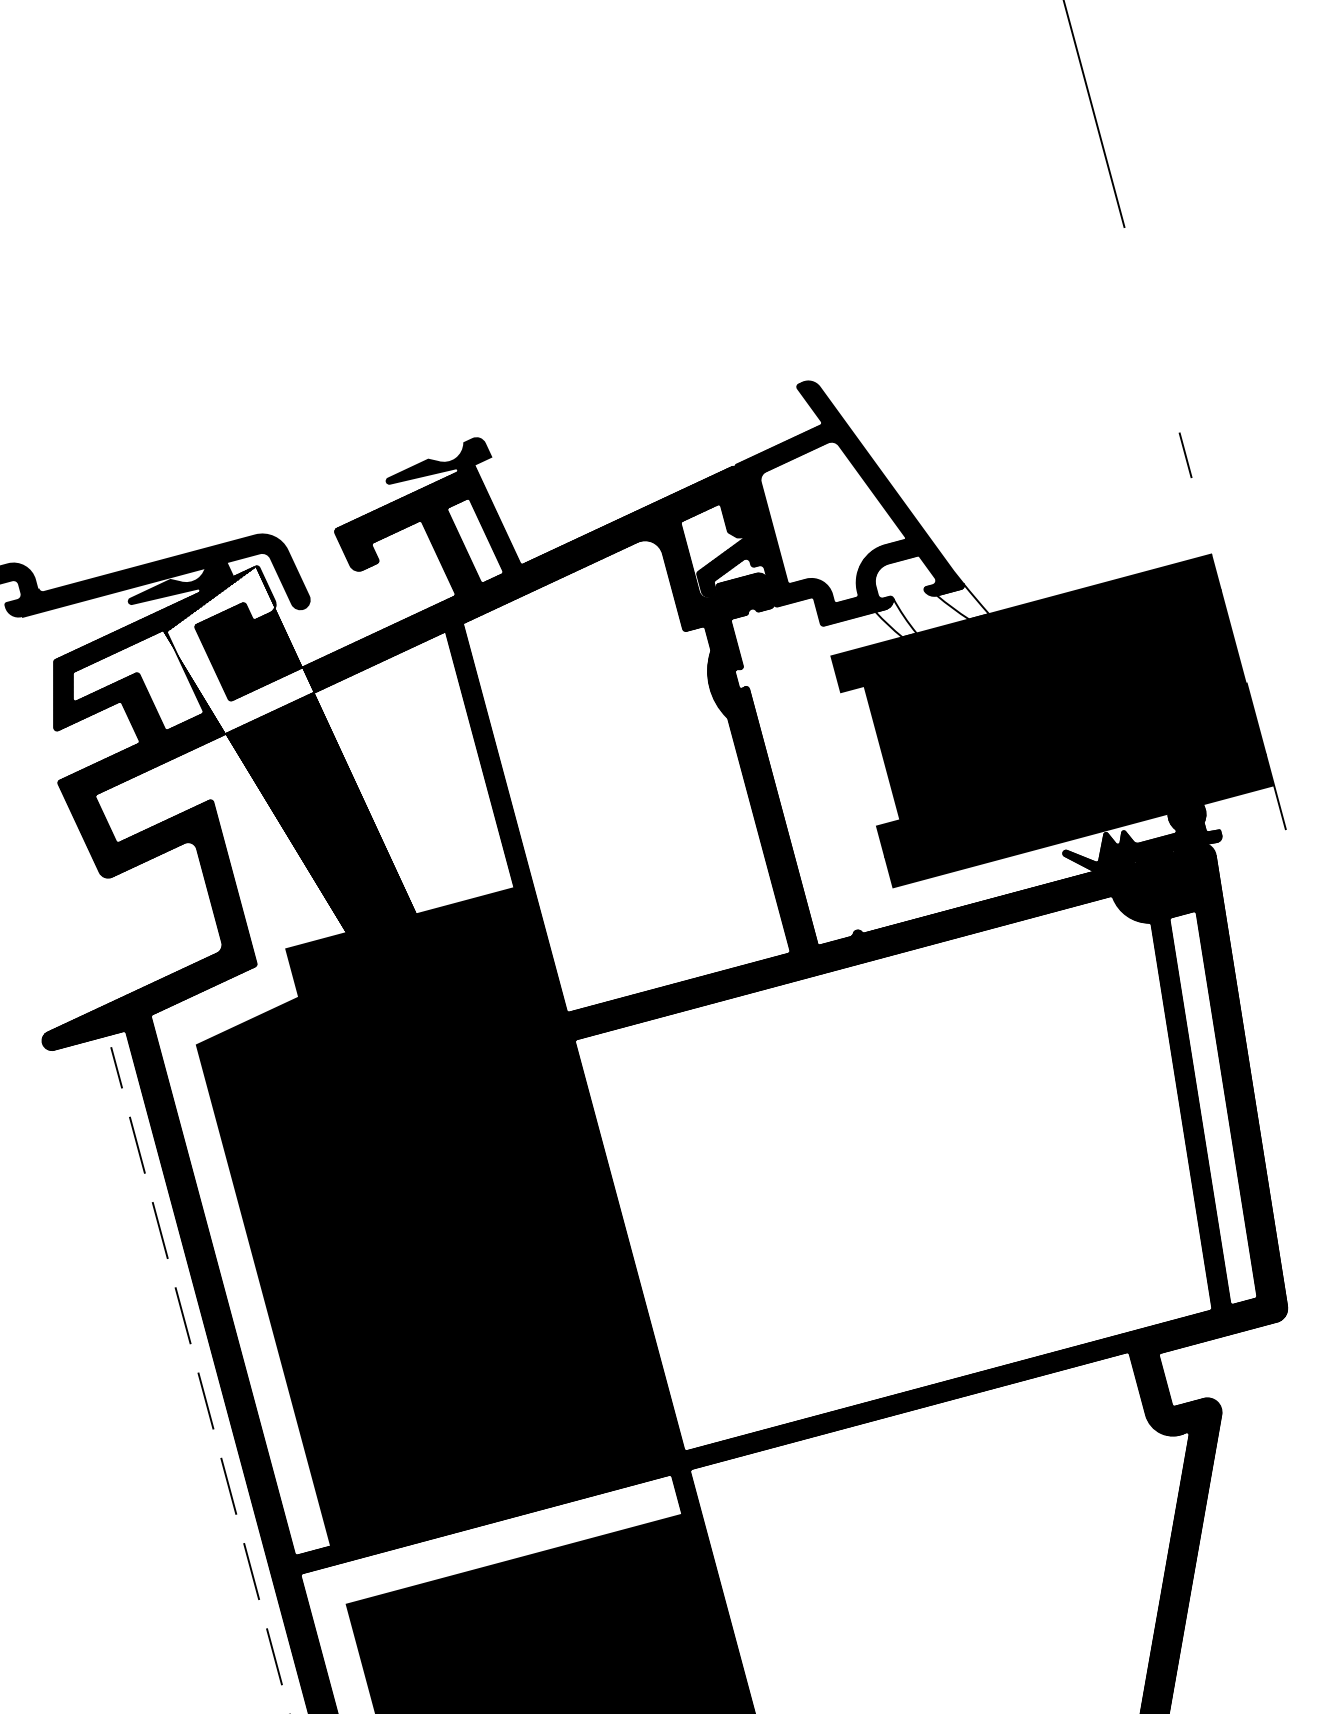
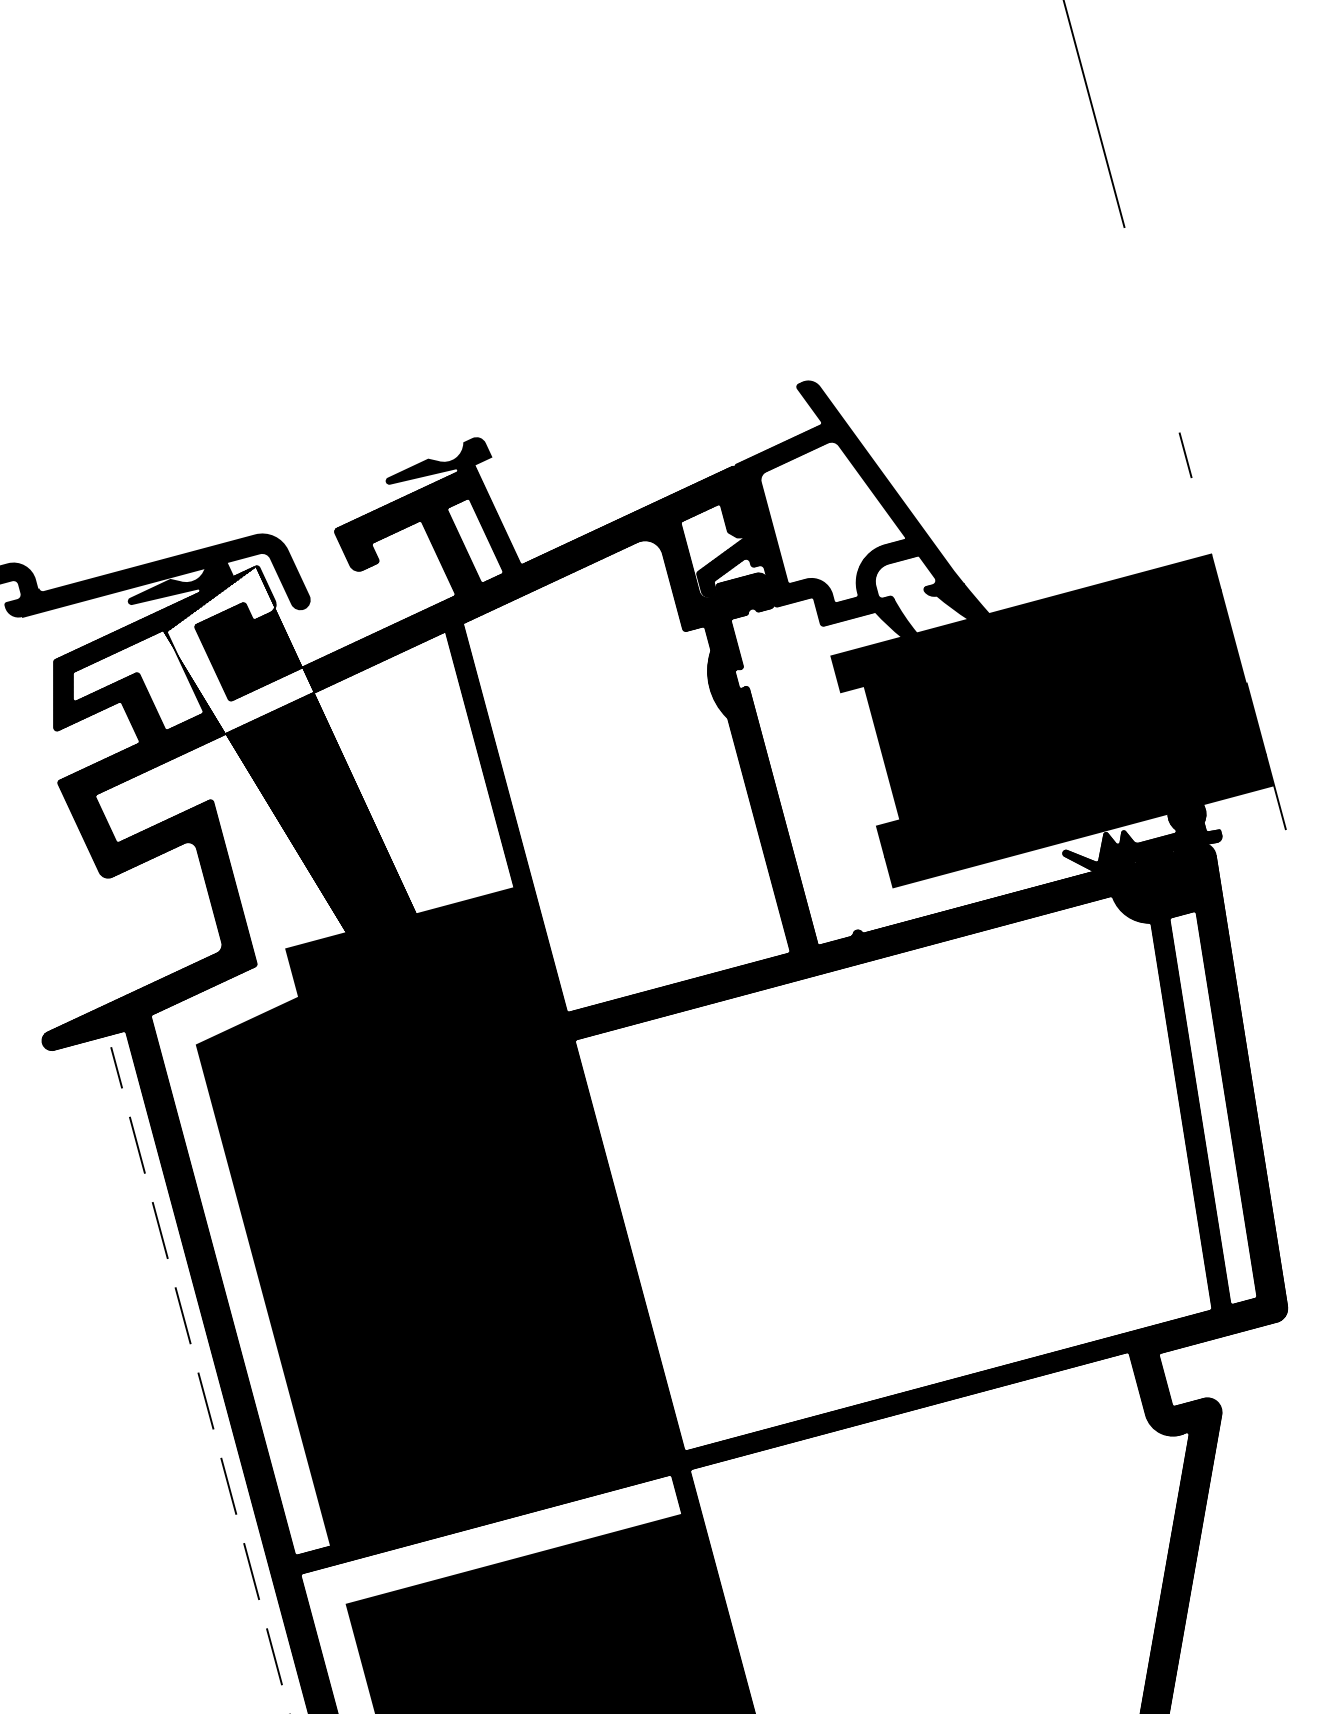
fill: none -> present (962, 601)
fill: none -> present (895, 617)
